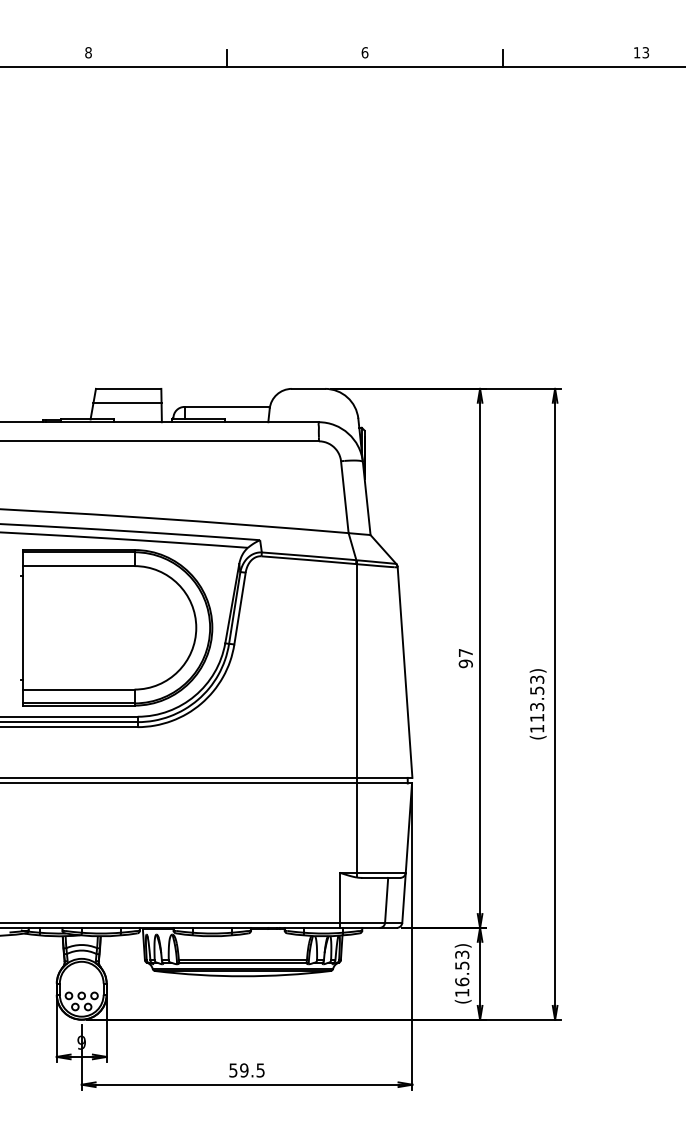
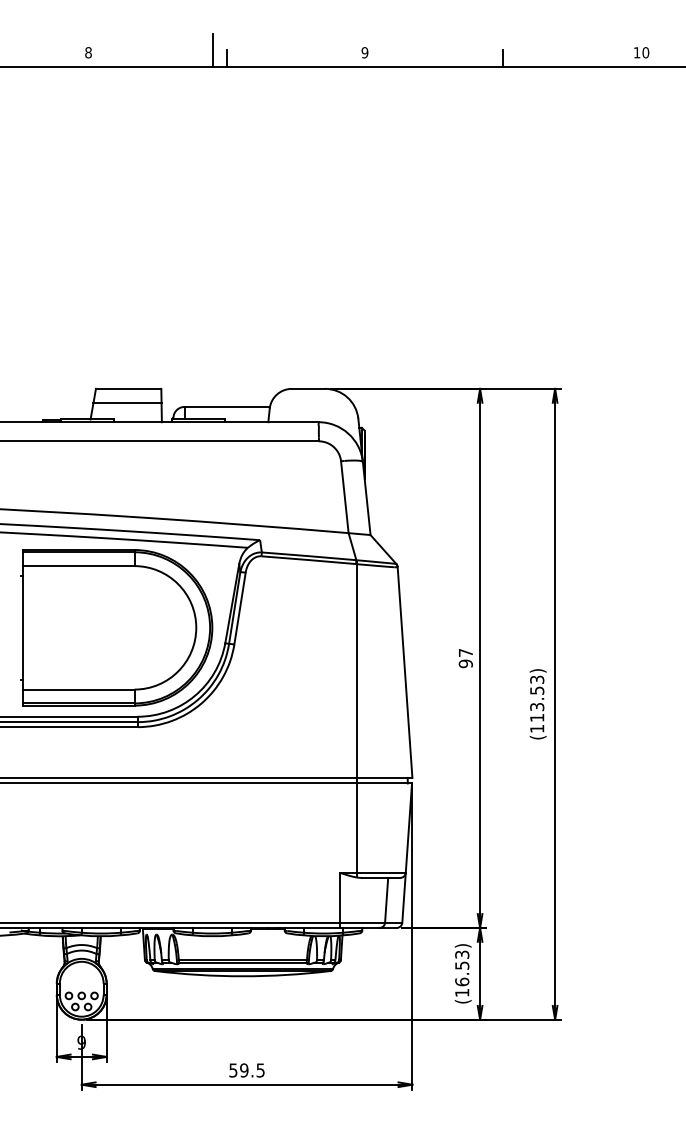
line: none -> present (212, 50)
text: 6 -> 9 (364, 52)
text: 13 -> 10 (645, 52)
